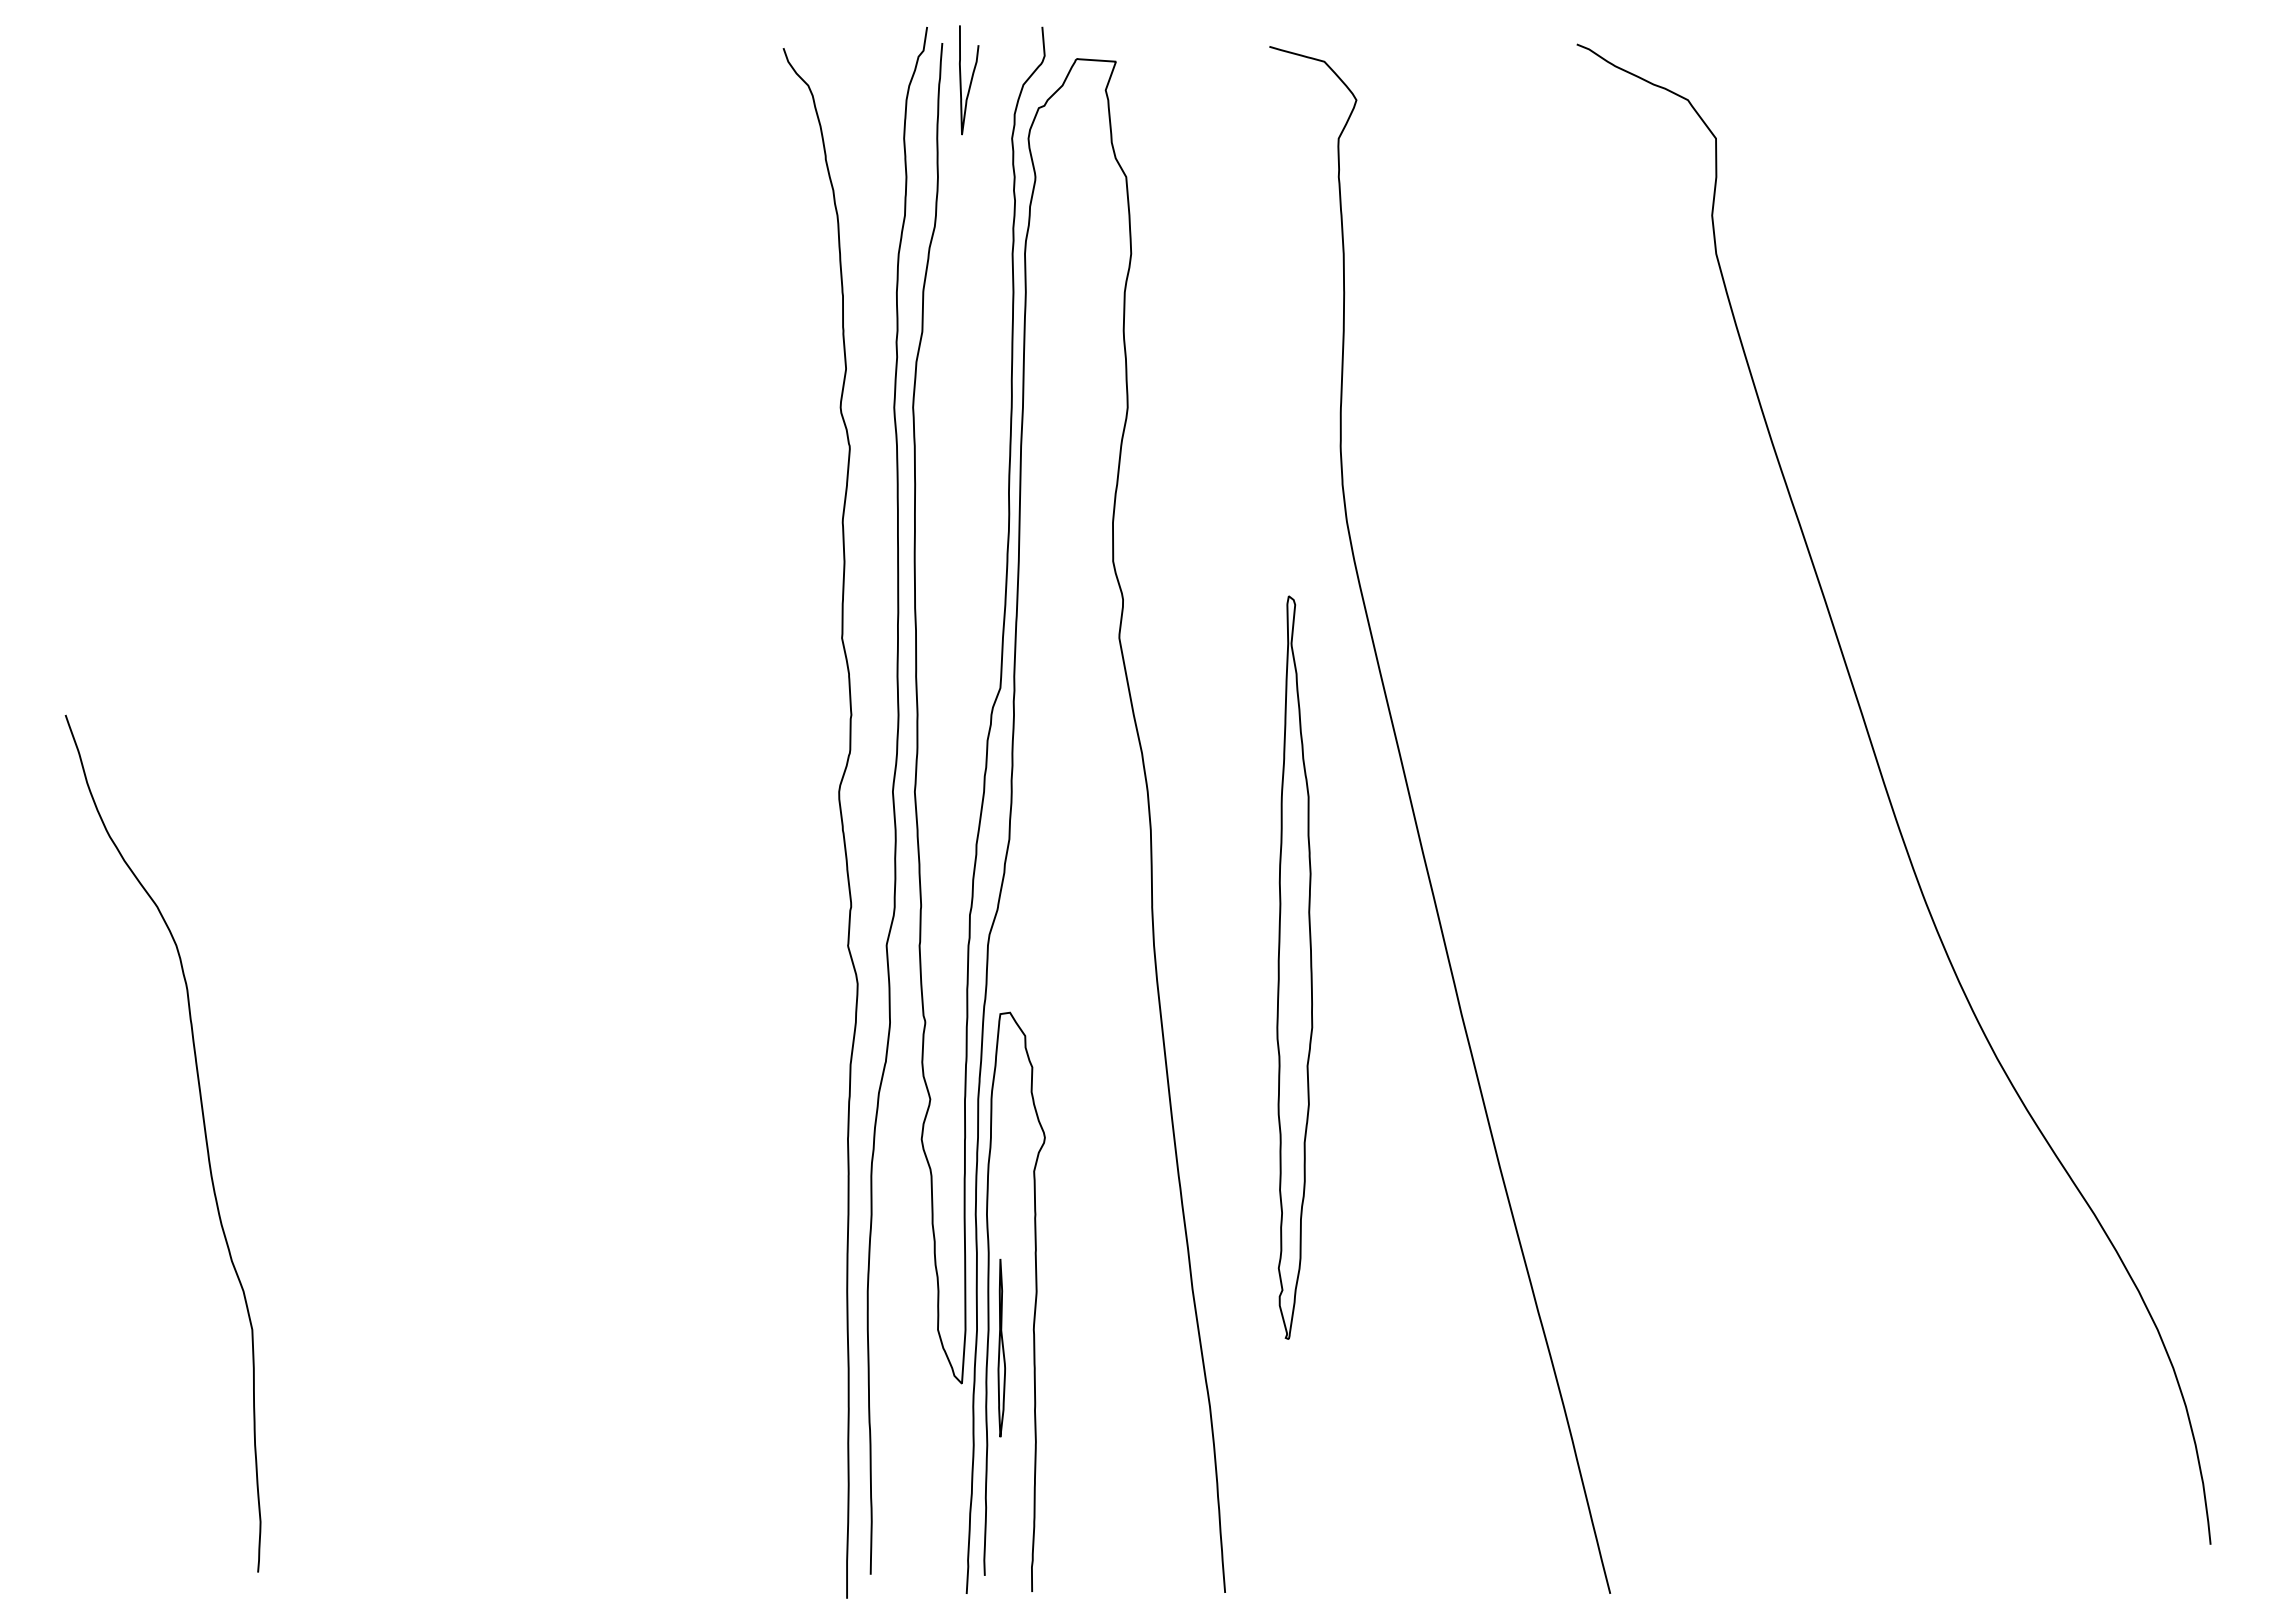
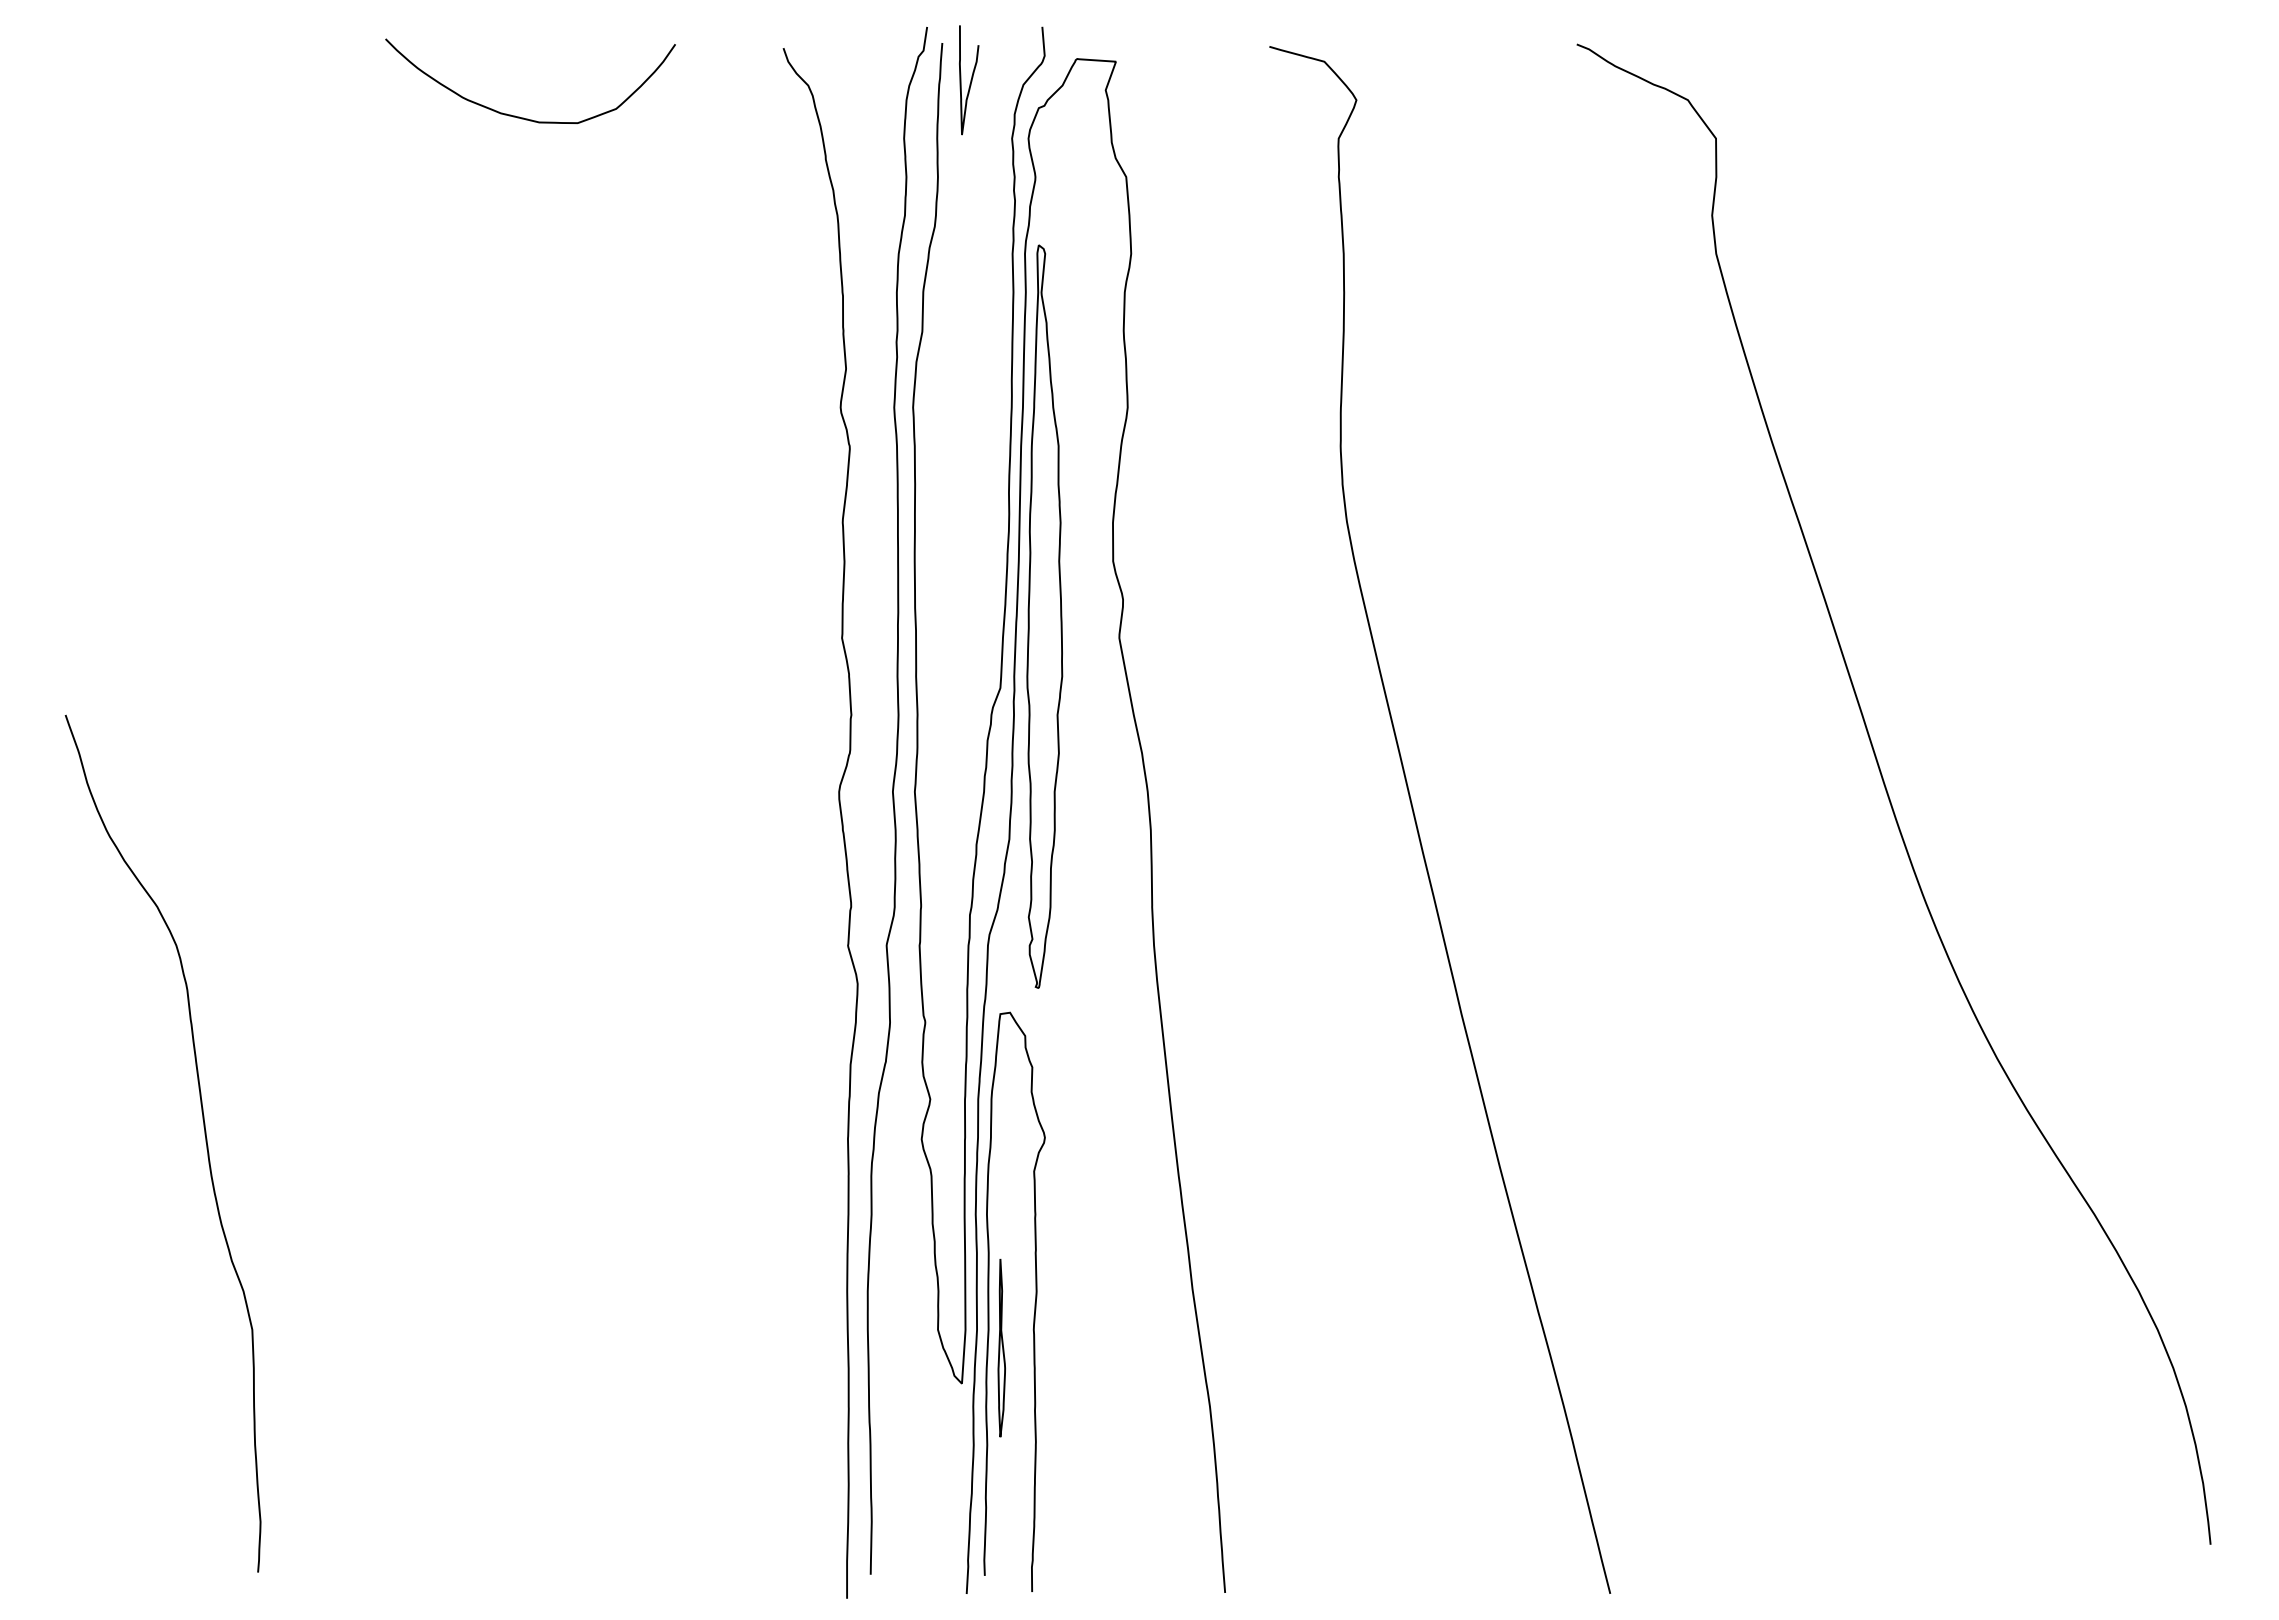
curve: none -> present (519, 116)
part position: (1294, 967) -> (1044, 616) (1044, 616)
